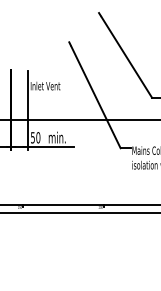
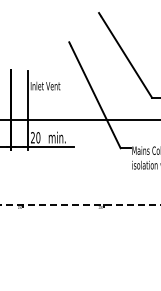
text: 50 -> 20 (32, 137)
line: solid -> dashed (80, 205)
line: present -> none (79, 213)
